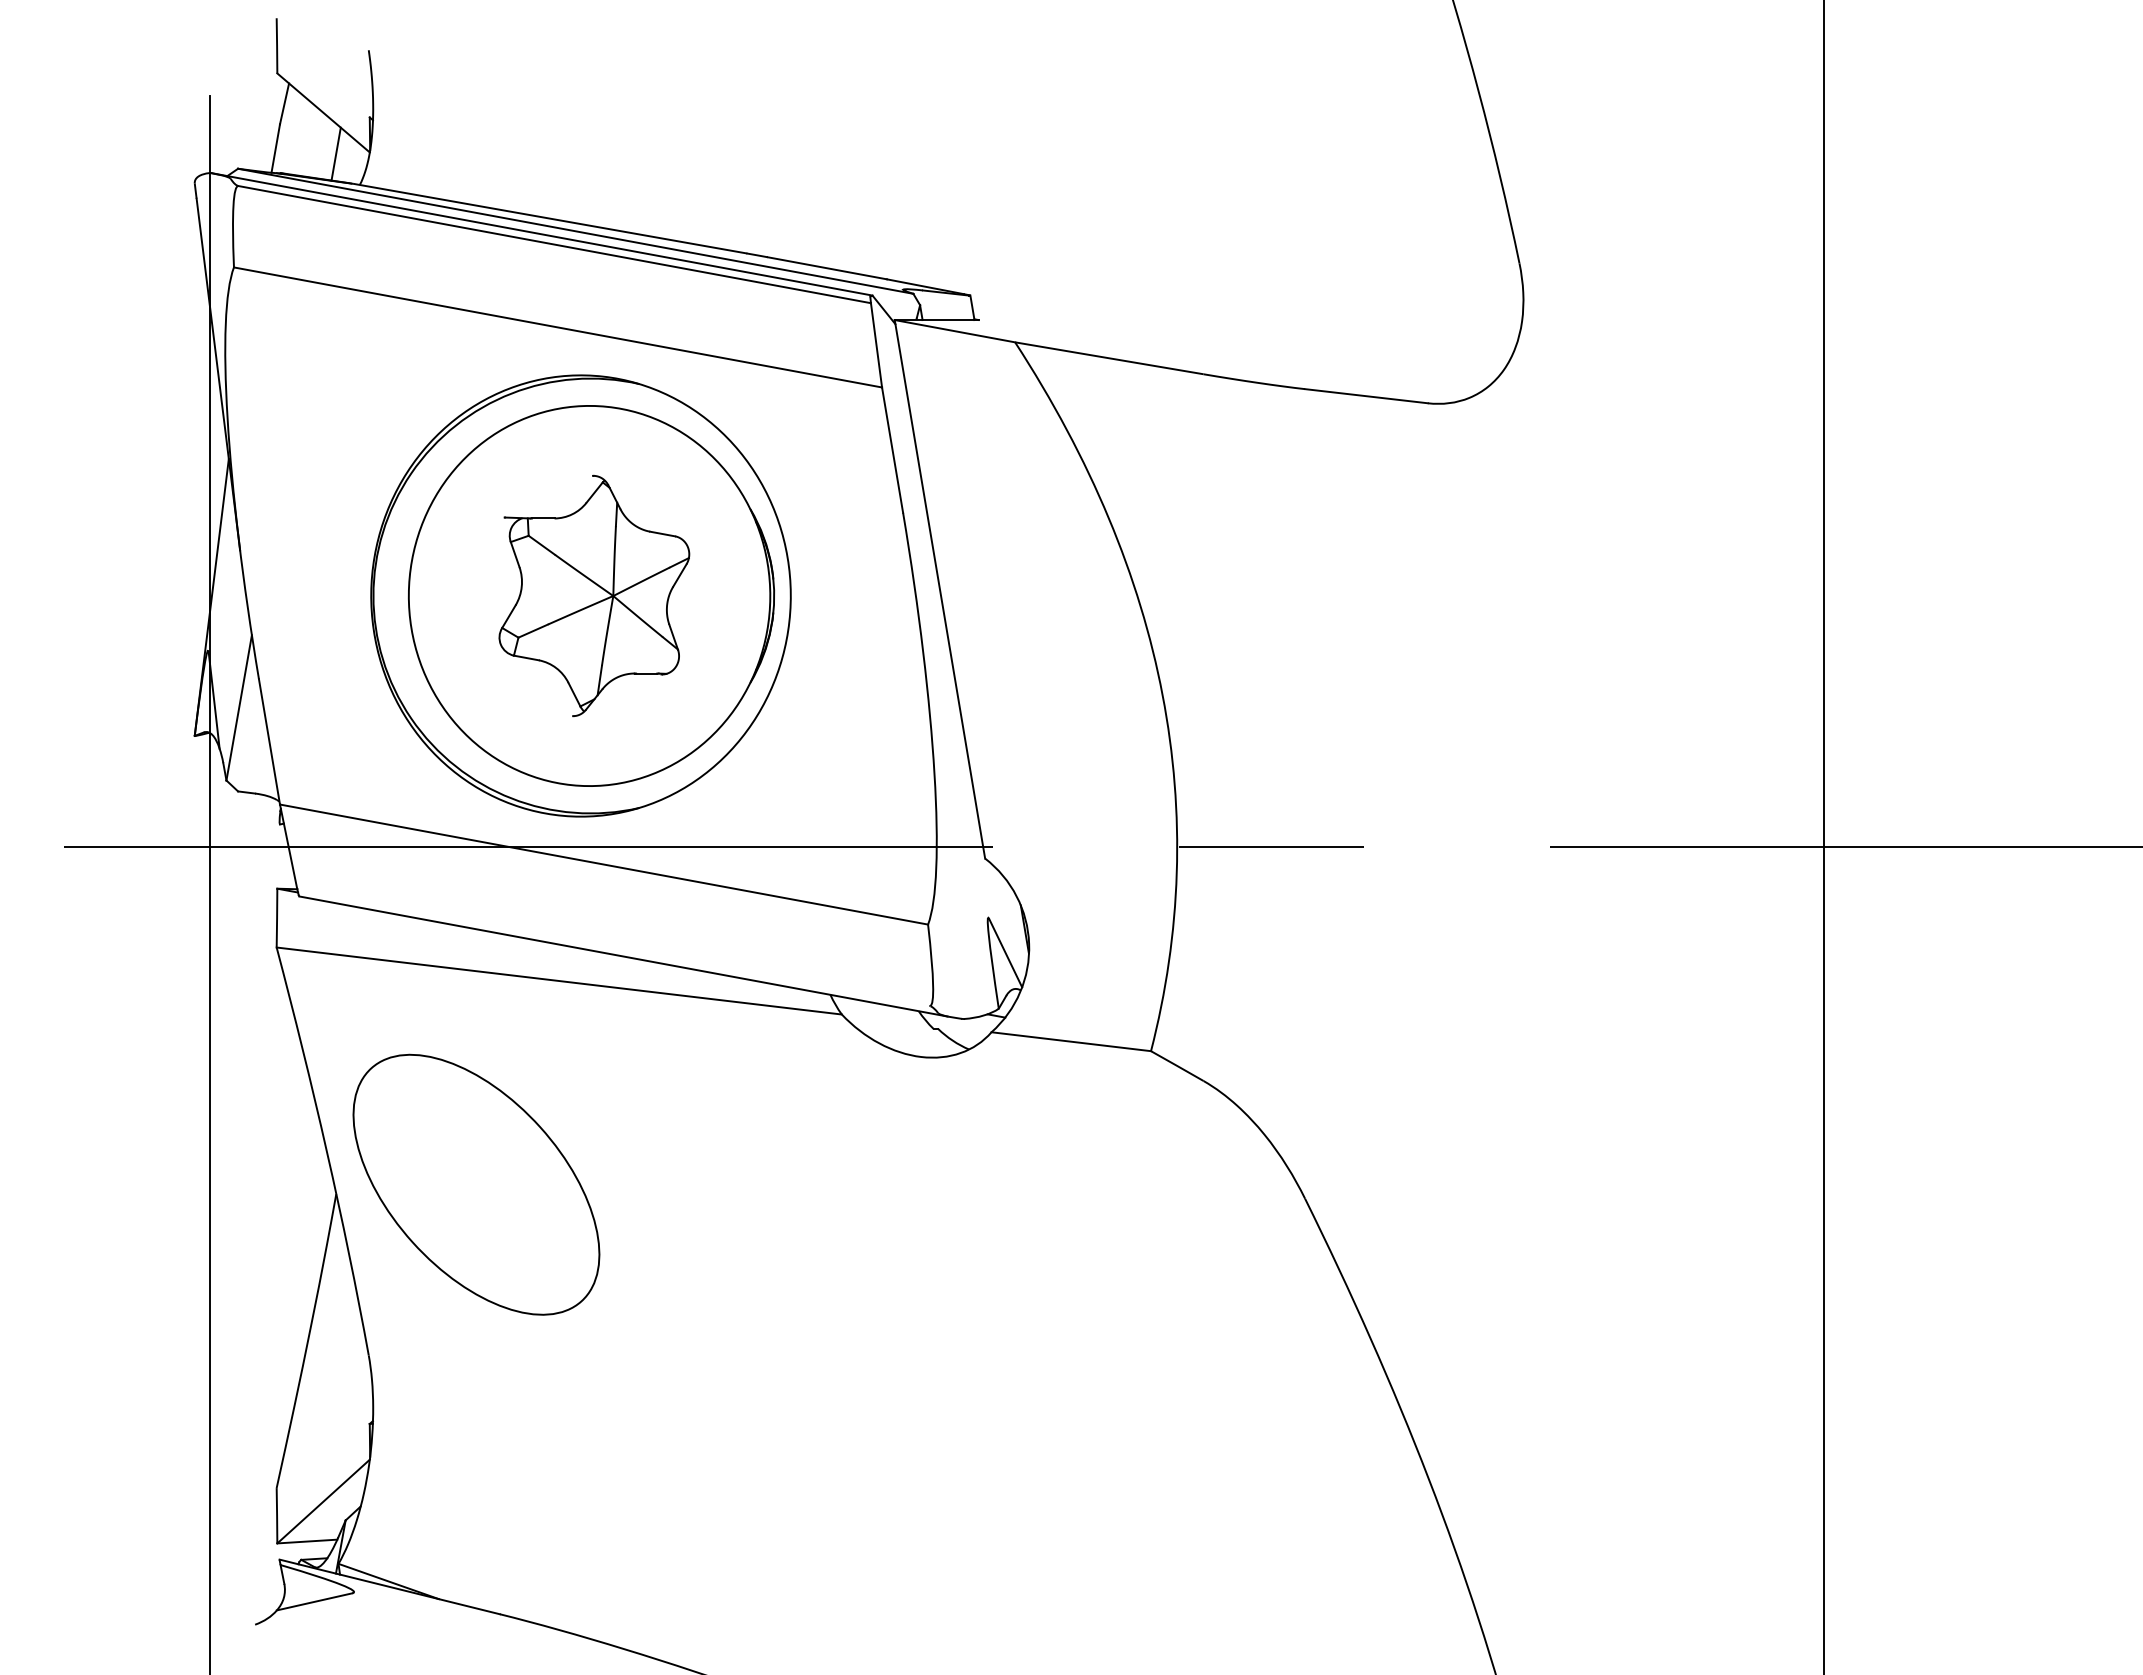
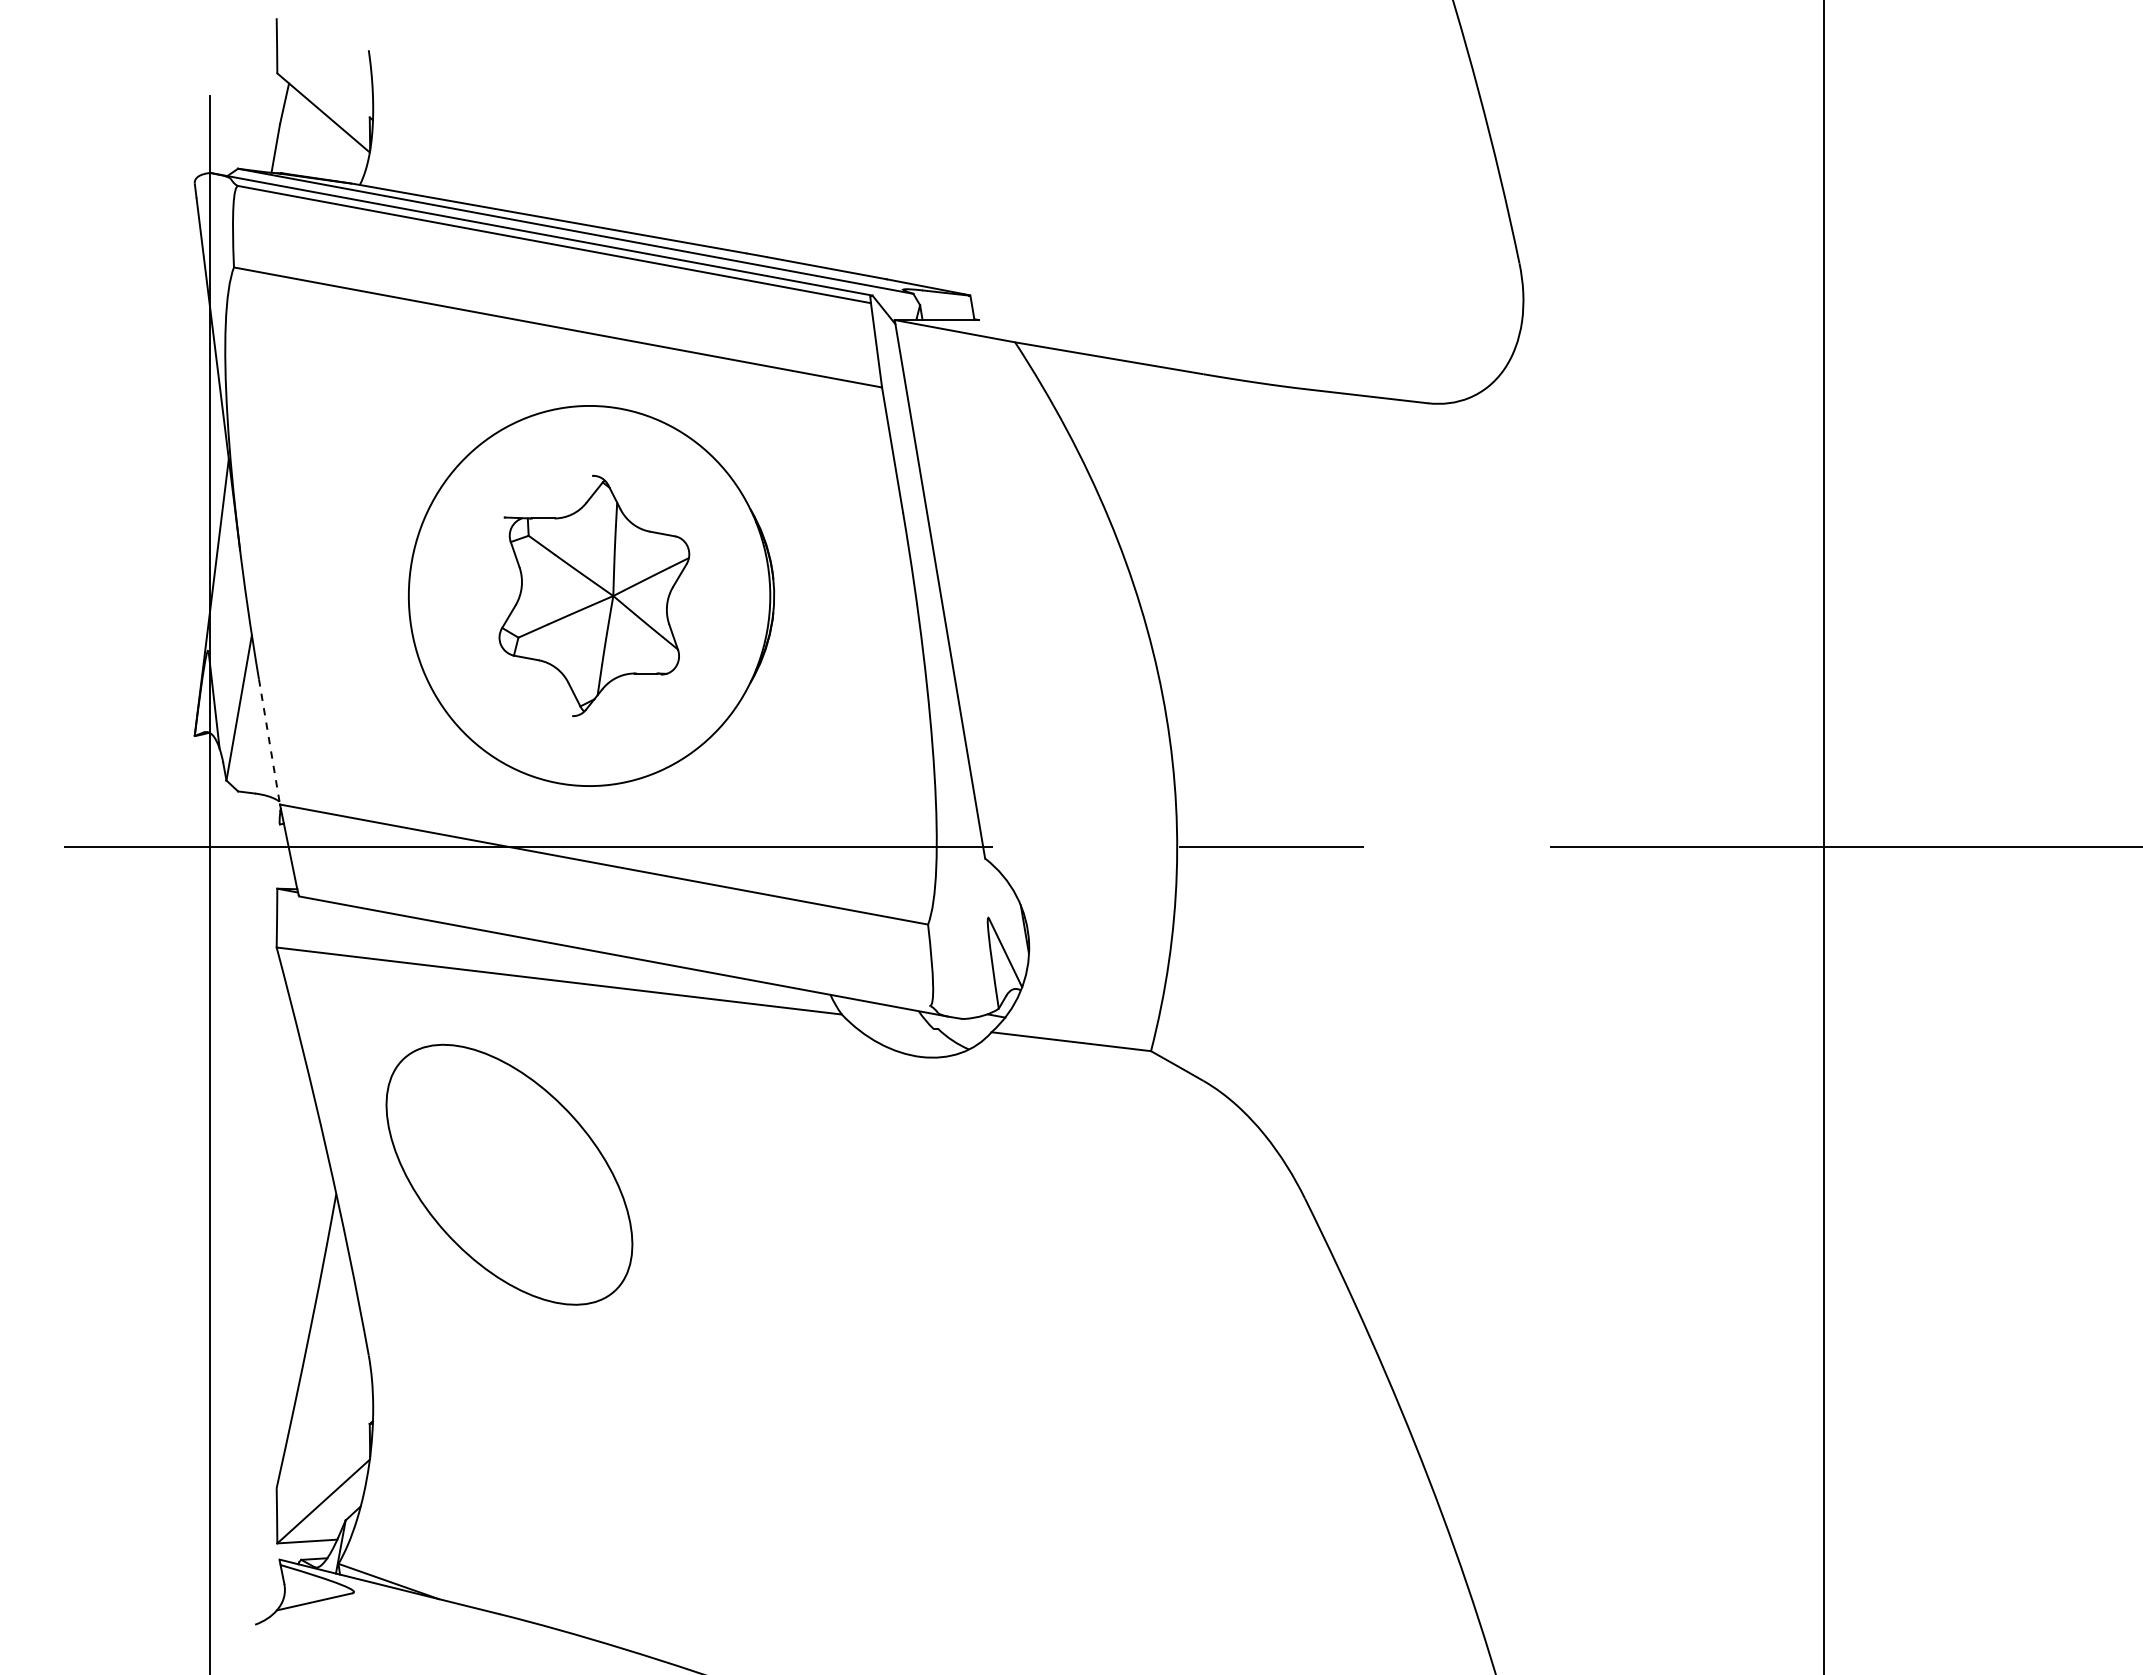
line: present -> none (335, 153)
part: present -> none (580, 595)
line: solid -> dashed (269, 741)
part position: (476, 1184) -> (509, 1174) (509, 1174)
